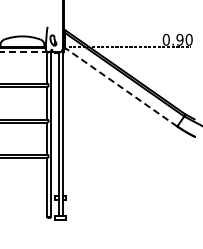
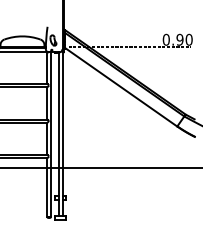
line: dashed -> solid (24, 52)
line: dashed -> solid (120, 87)
line: none -> present (100, 167)
